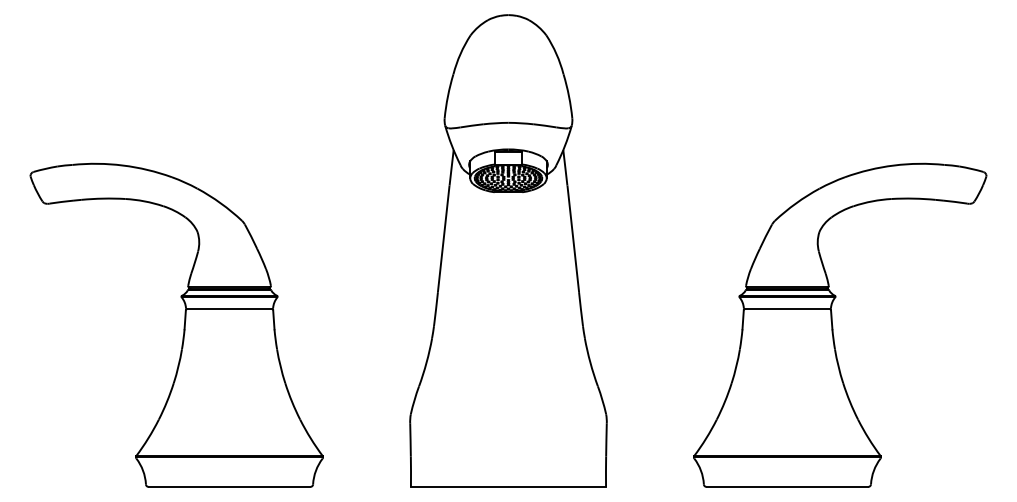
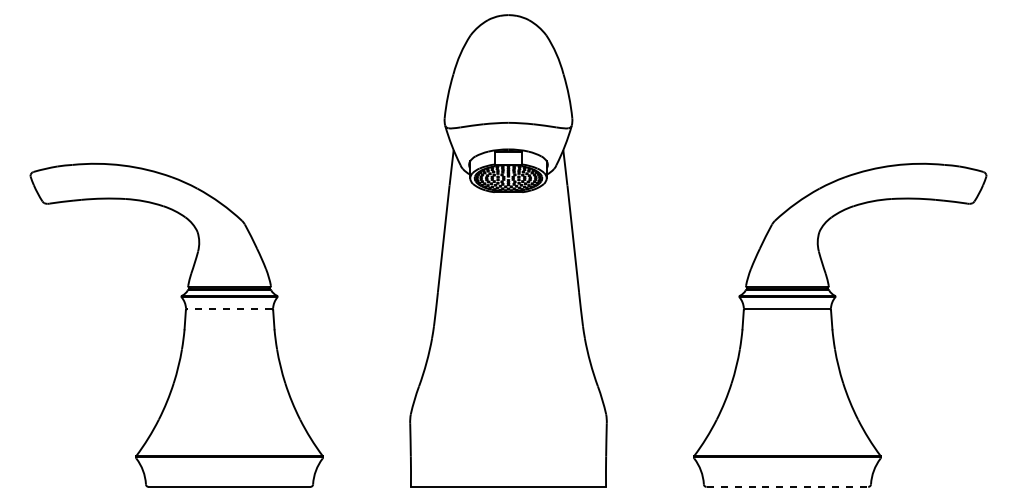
line: solid -> dashed (229, 309)
line: solid -> dashed (787, 486)
